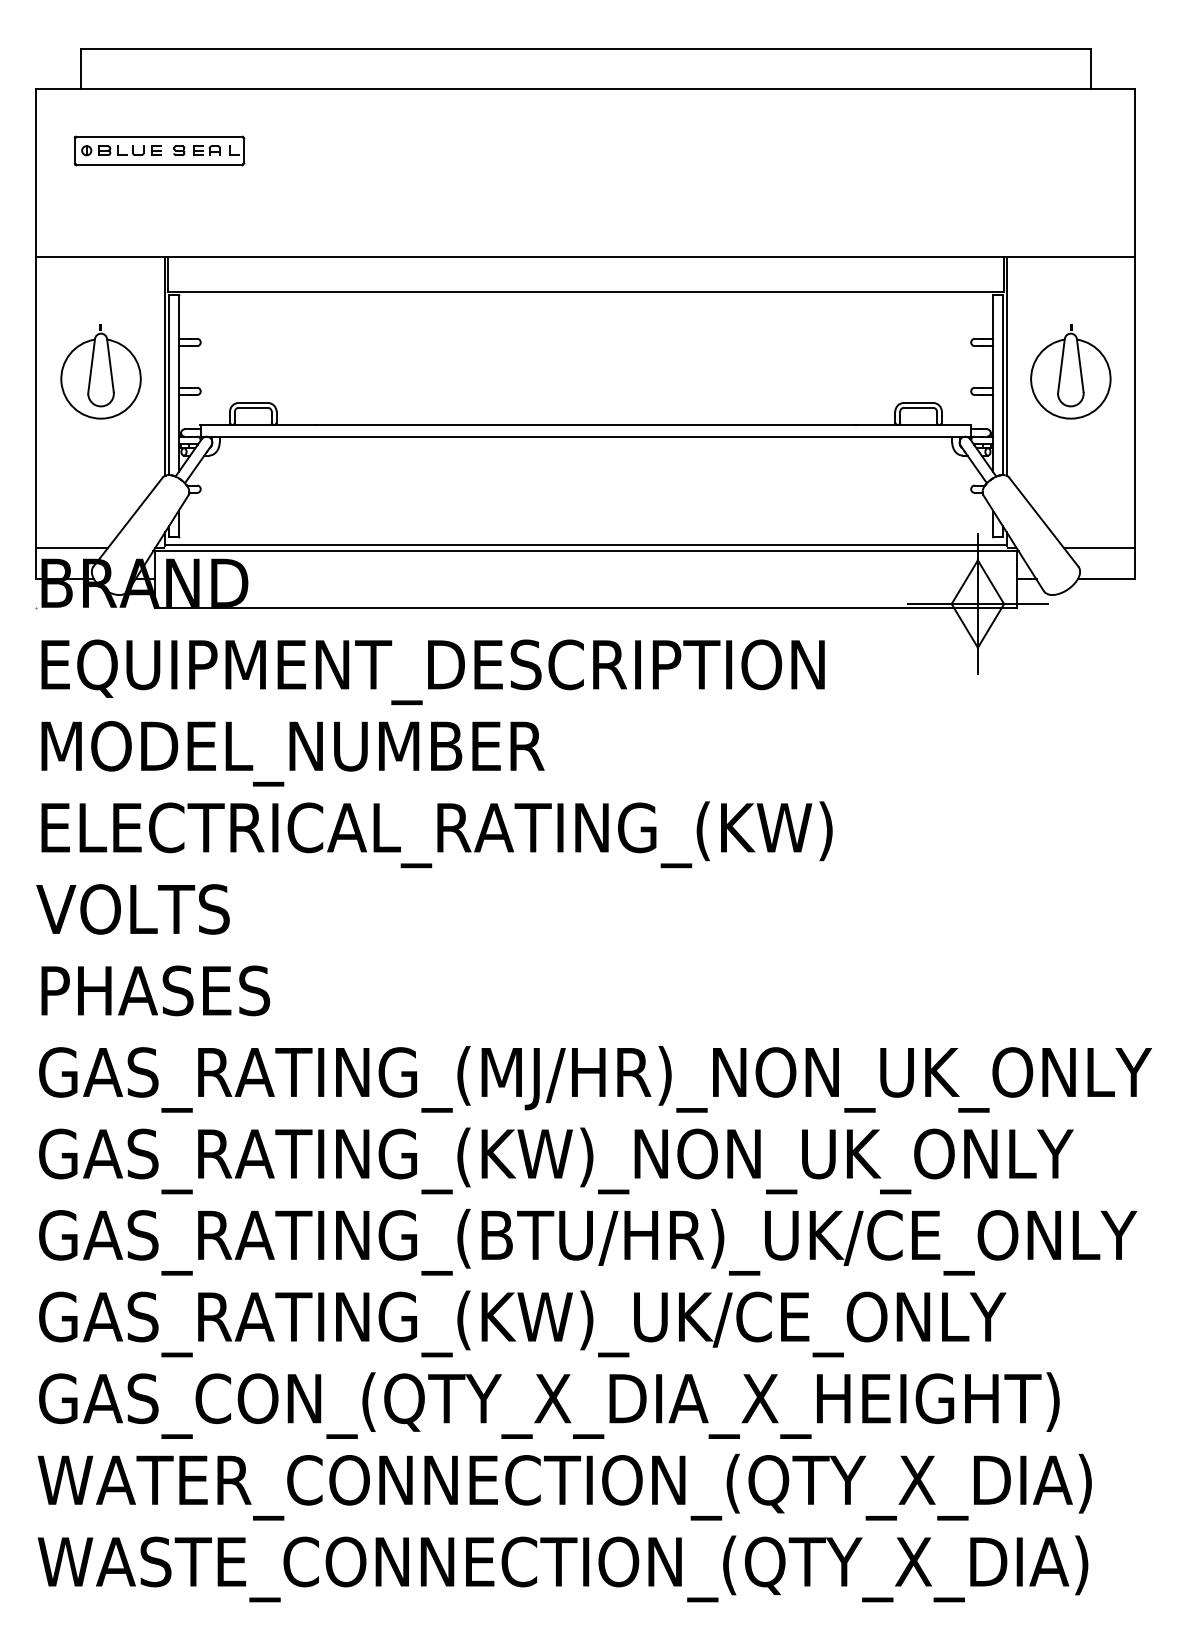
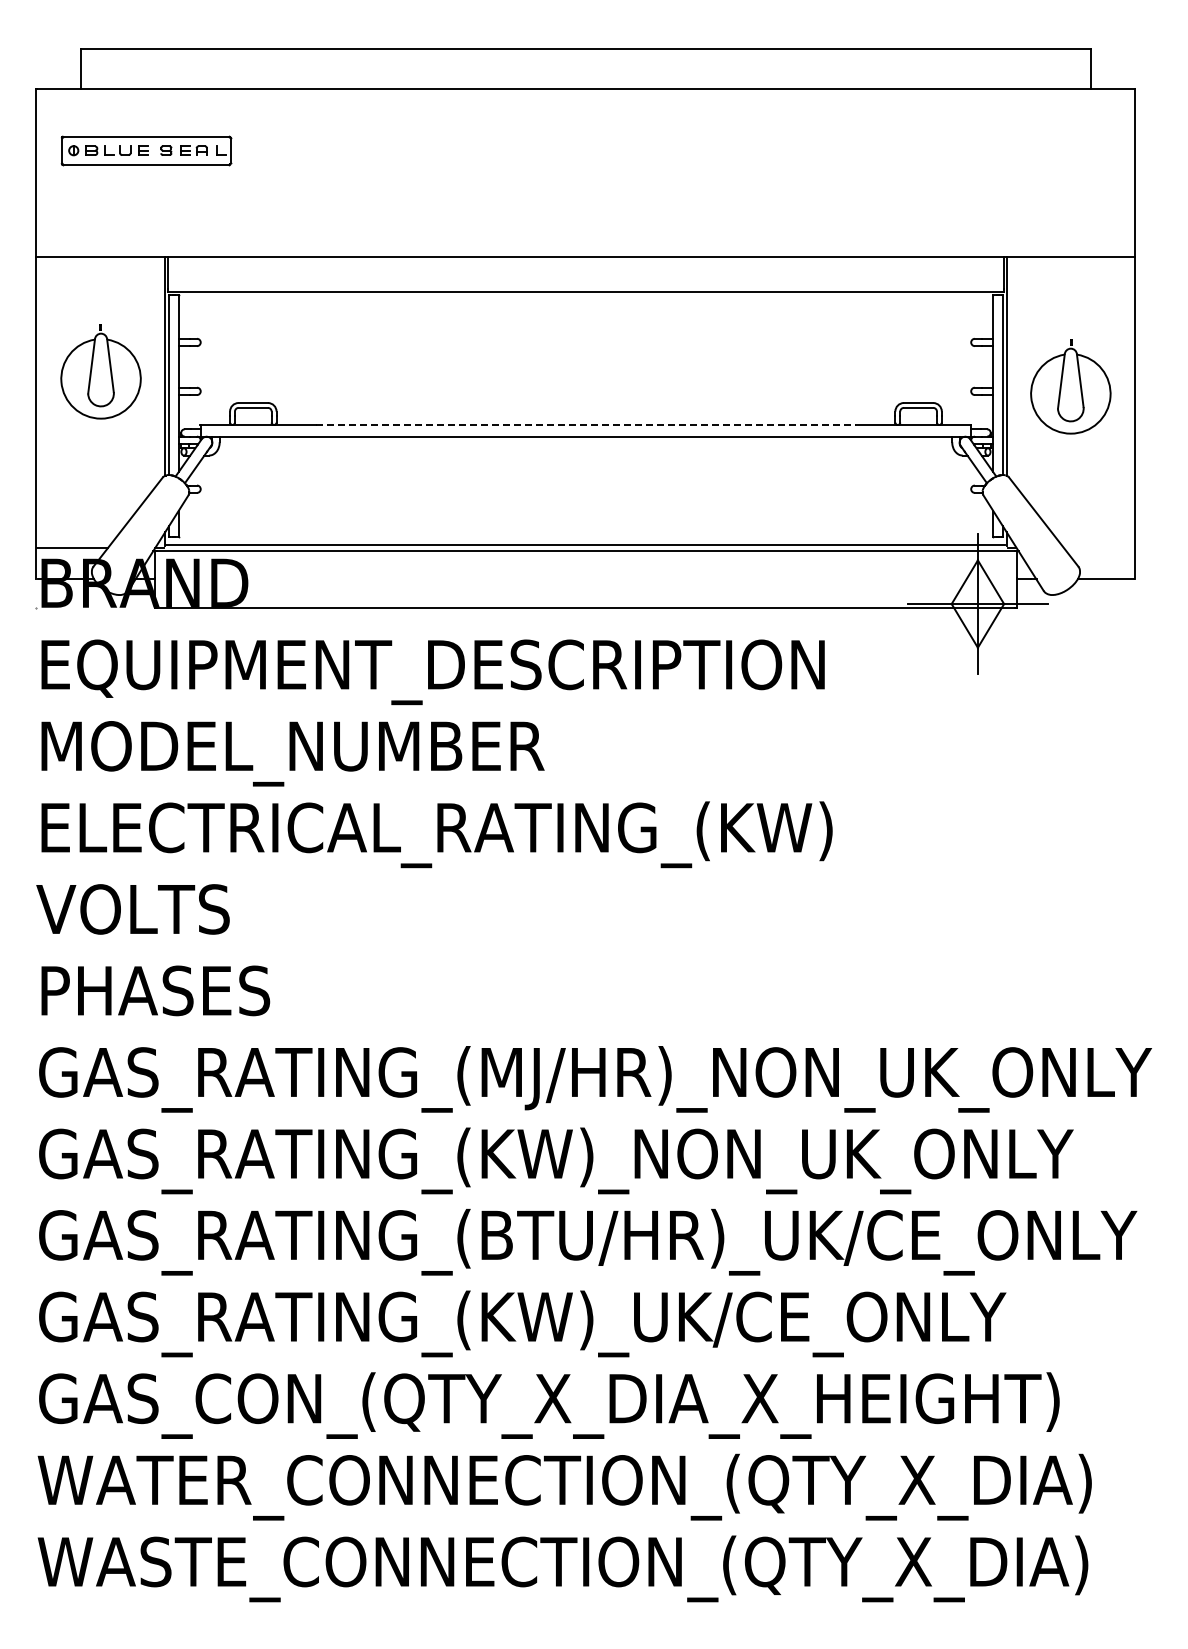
part position: (159, 150) -> (146, 150) (146, 150)
part position: (1070, 371) -> (1070, 386) (1070, 386)
line: solid -> dashed (586, 425)
line: present -> none (1099, 547)
